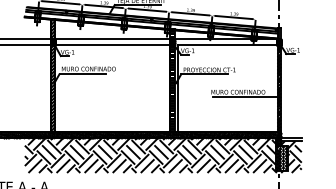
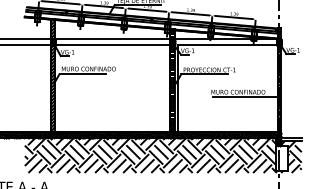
hatch: present -> none (281, 157)
